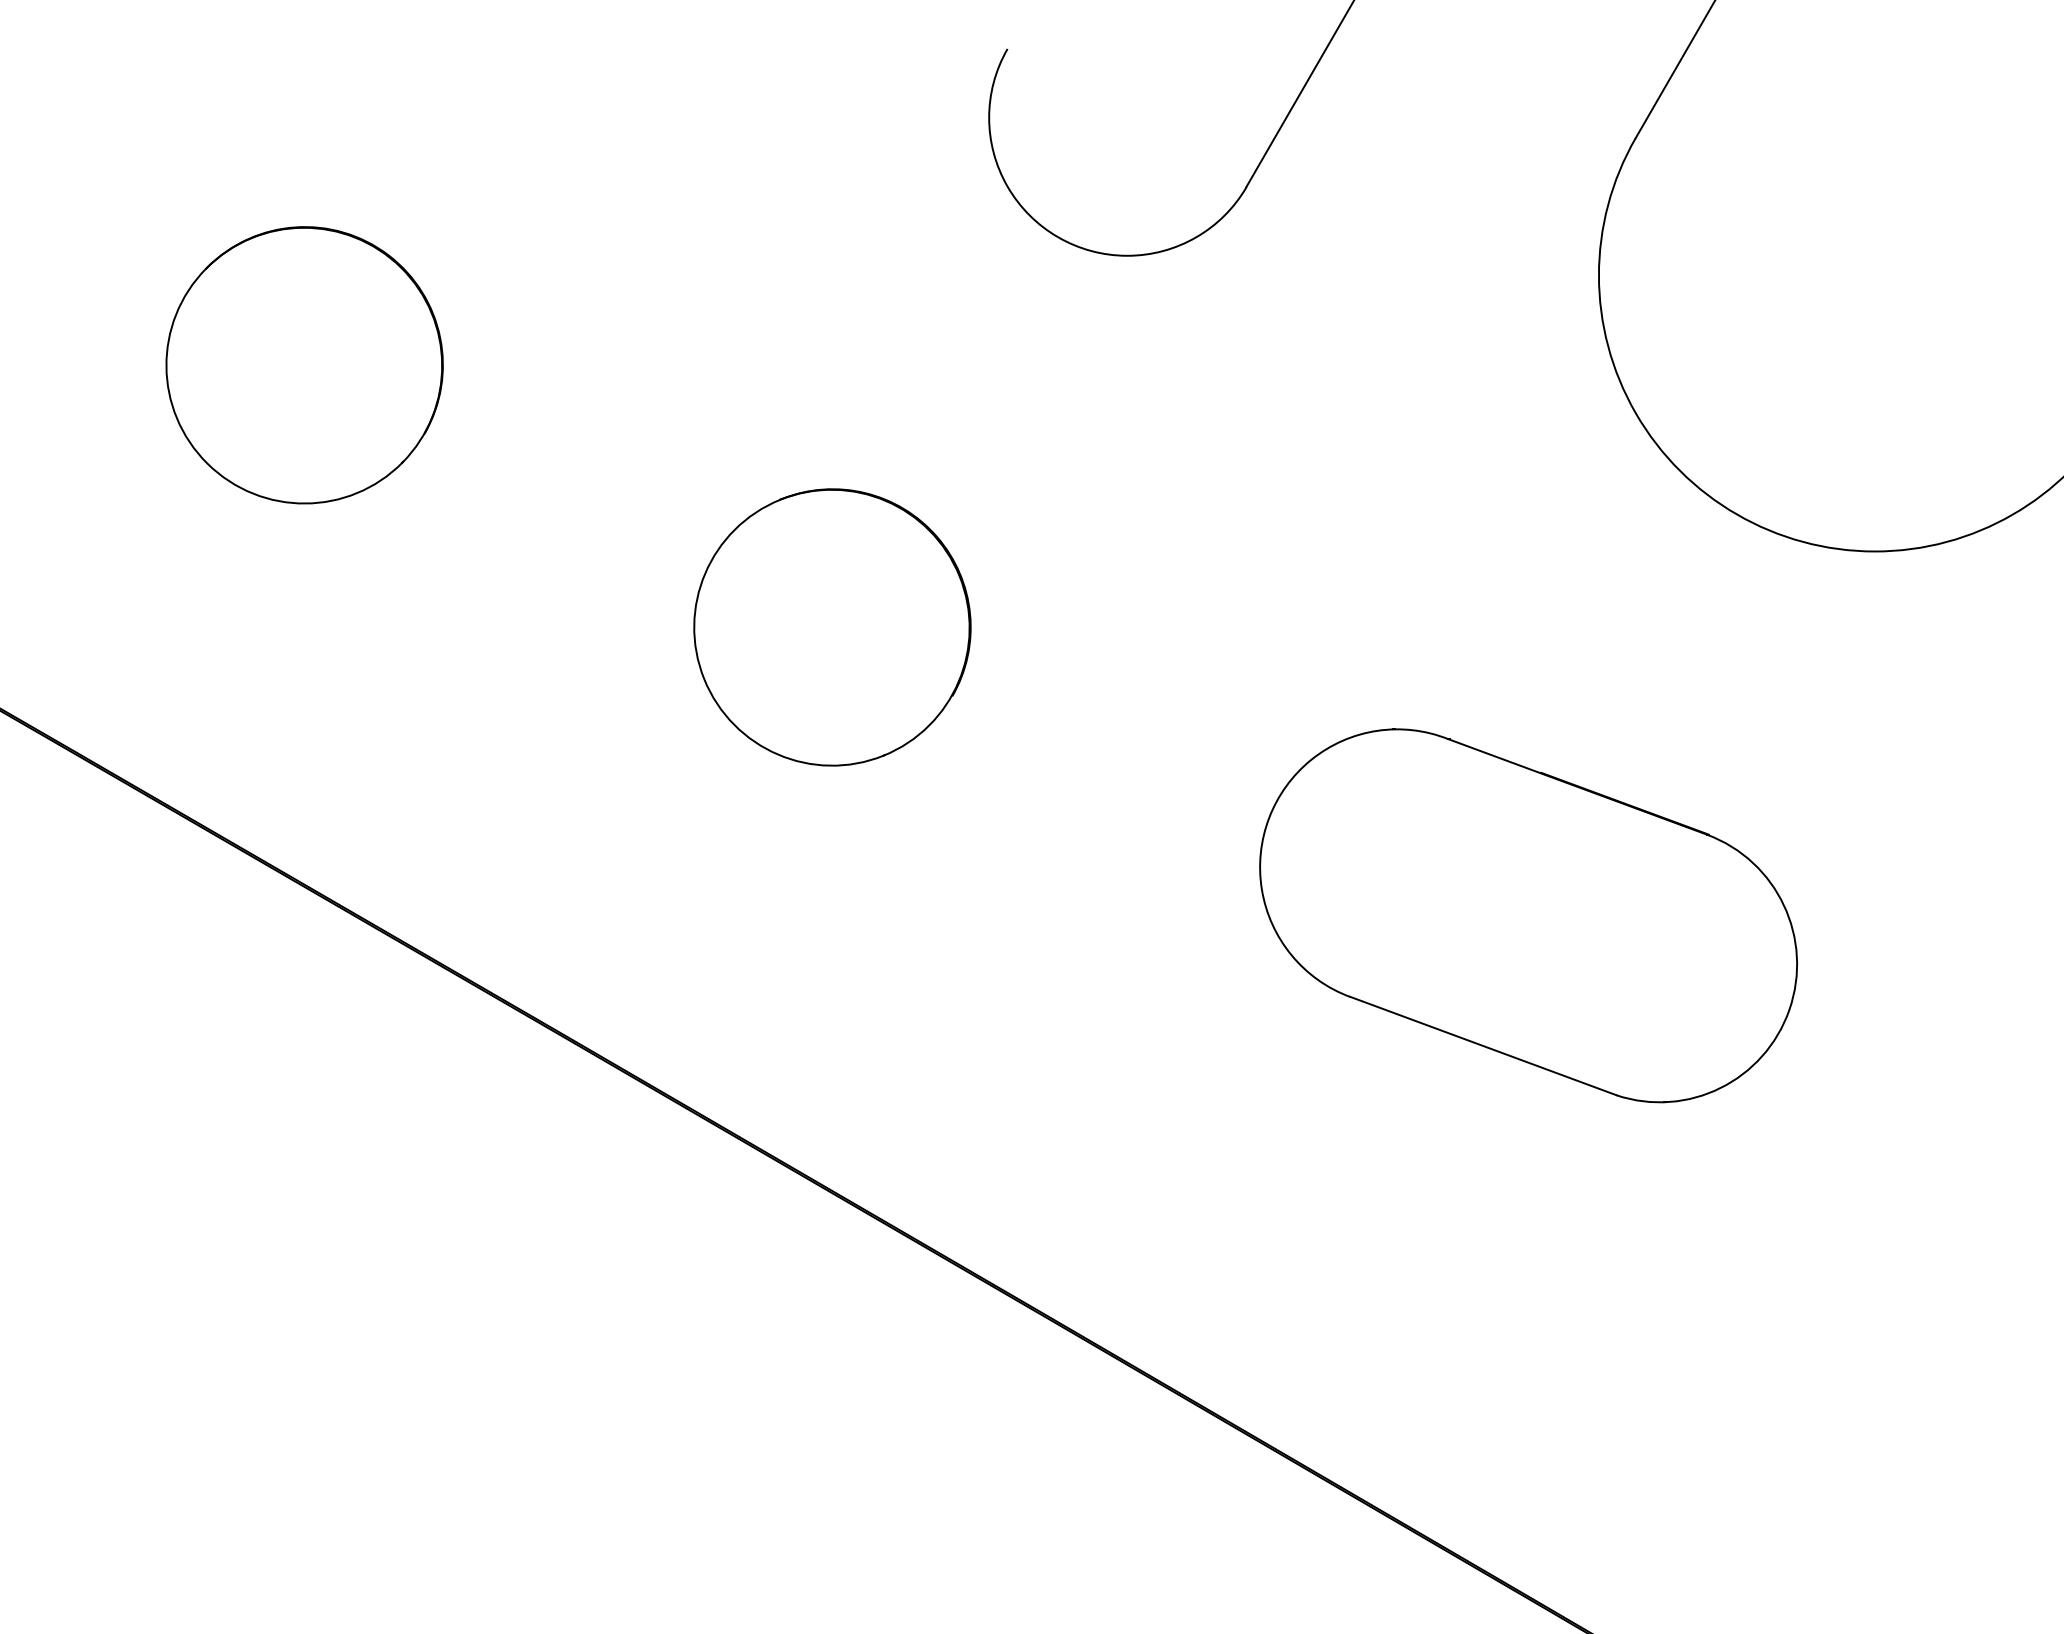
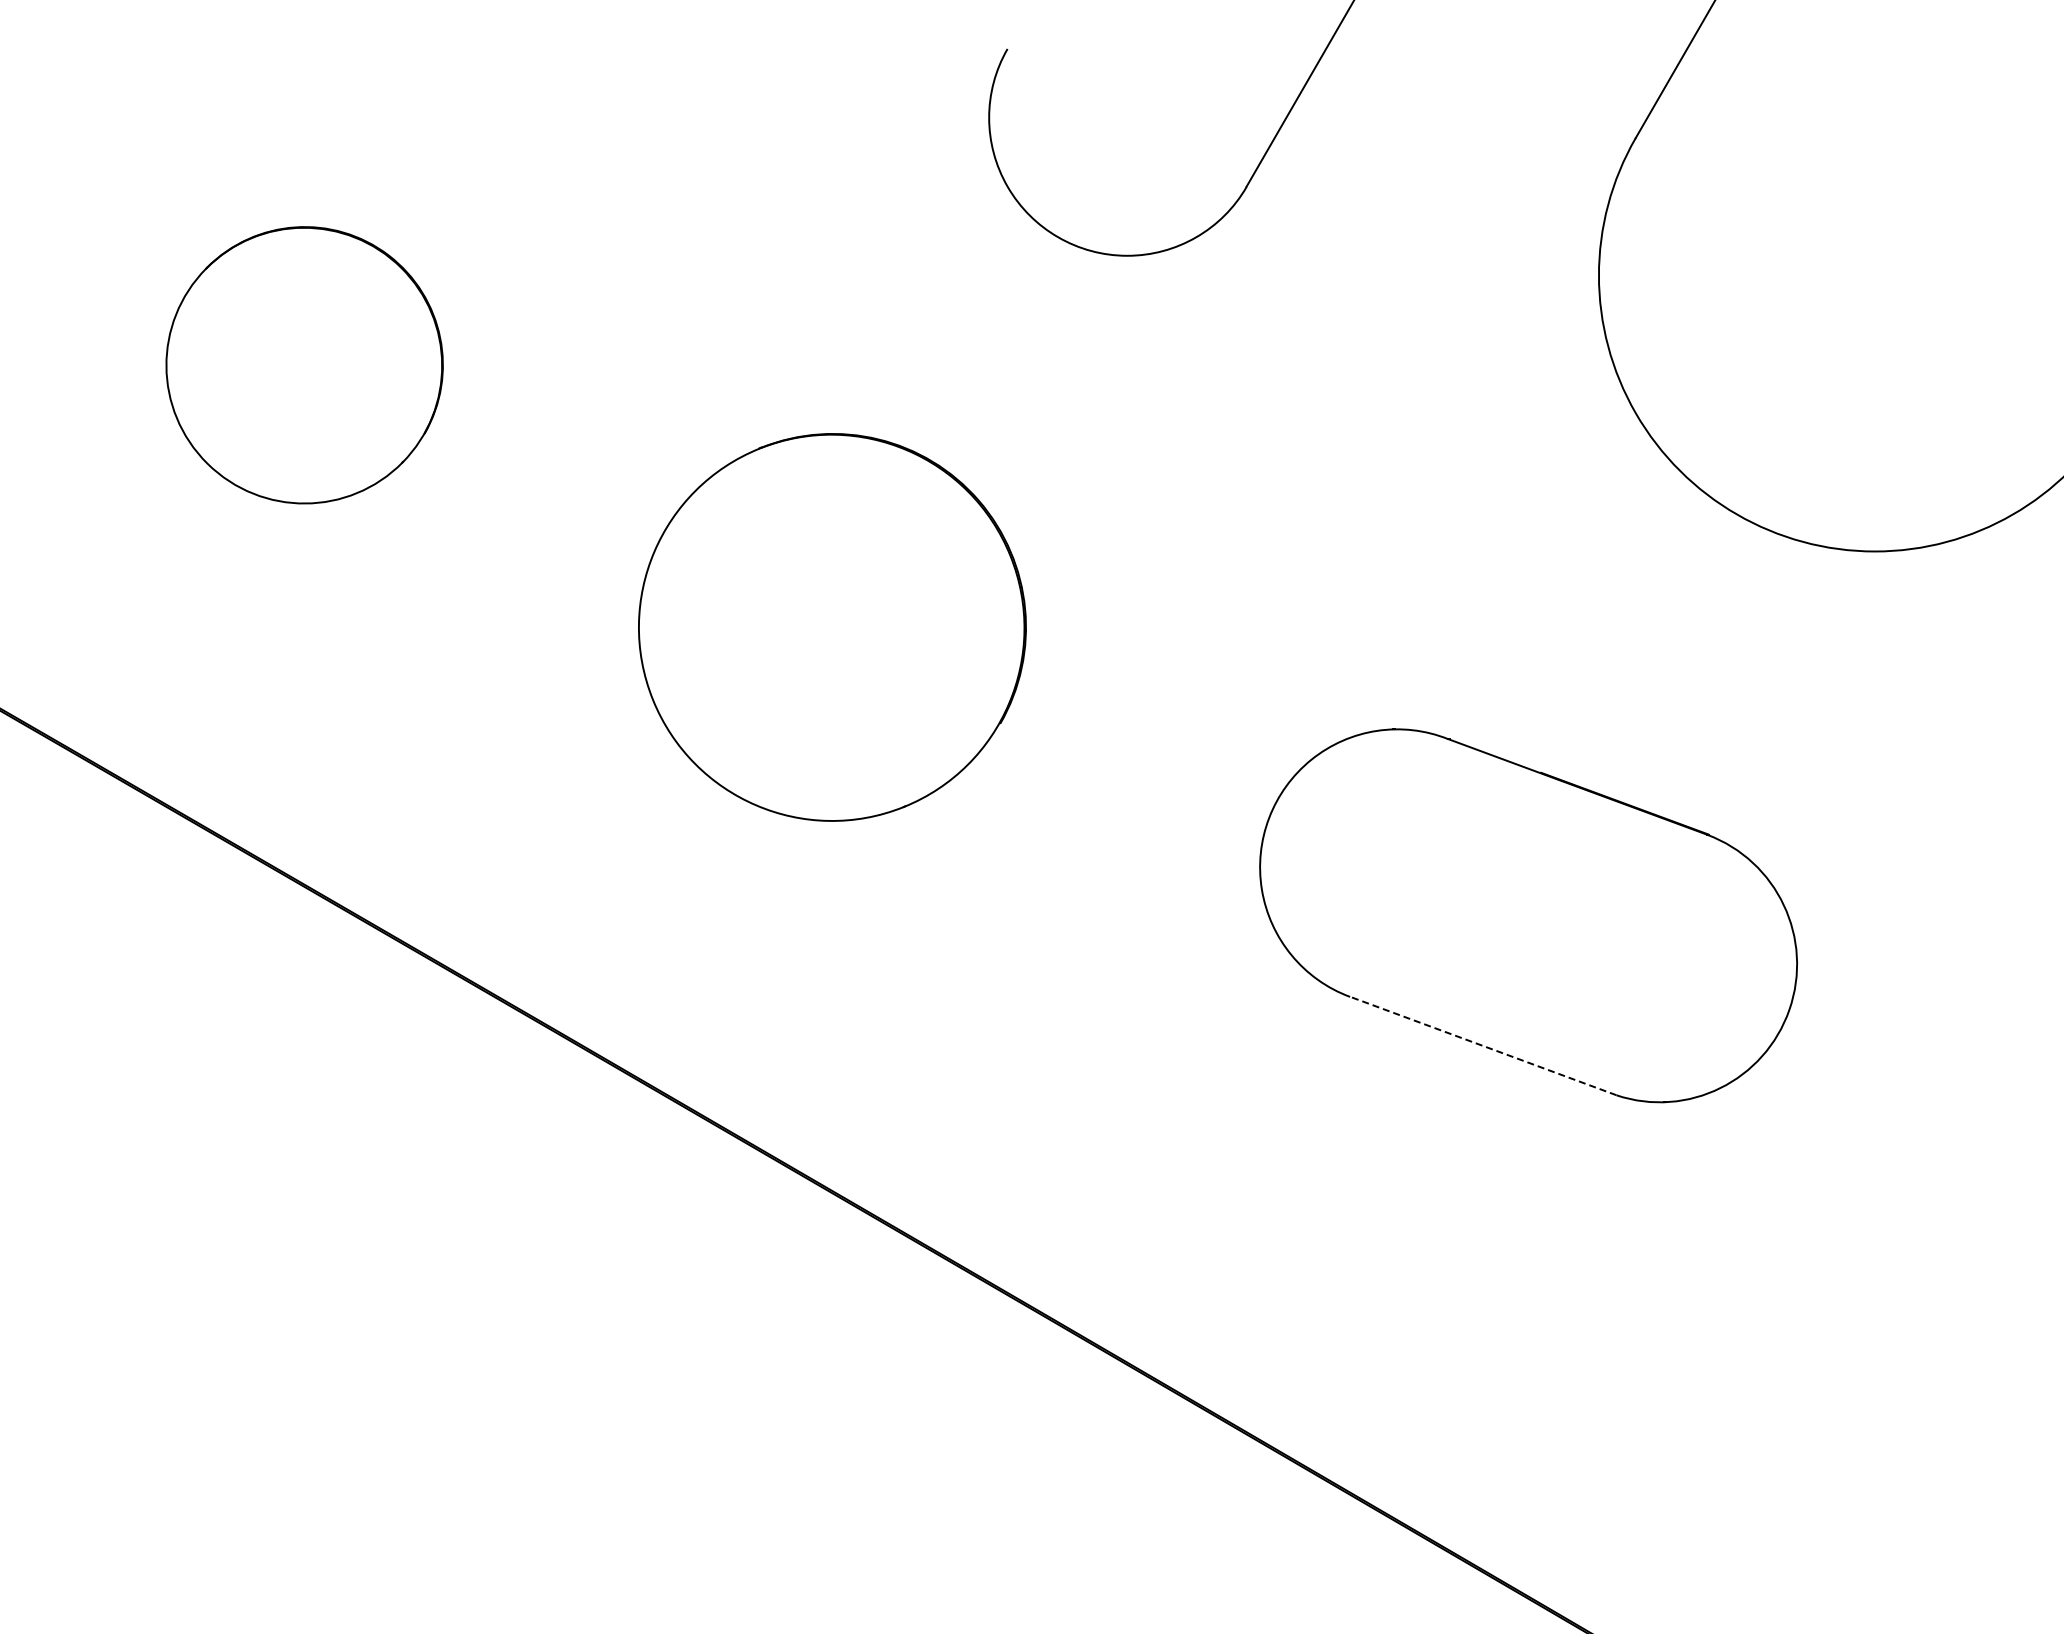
part size: 279x279 px -> 389x389 px (832, 627)
line: solid -> dashed (1483, 1046)
